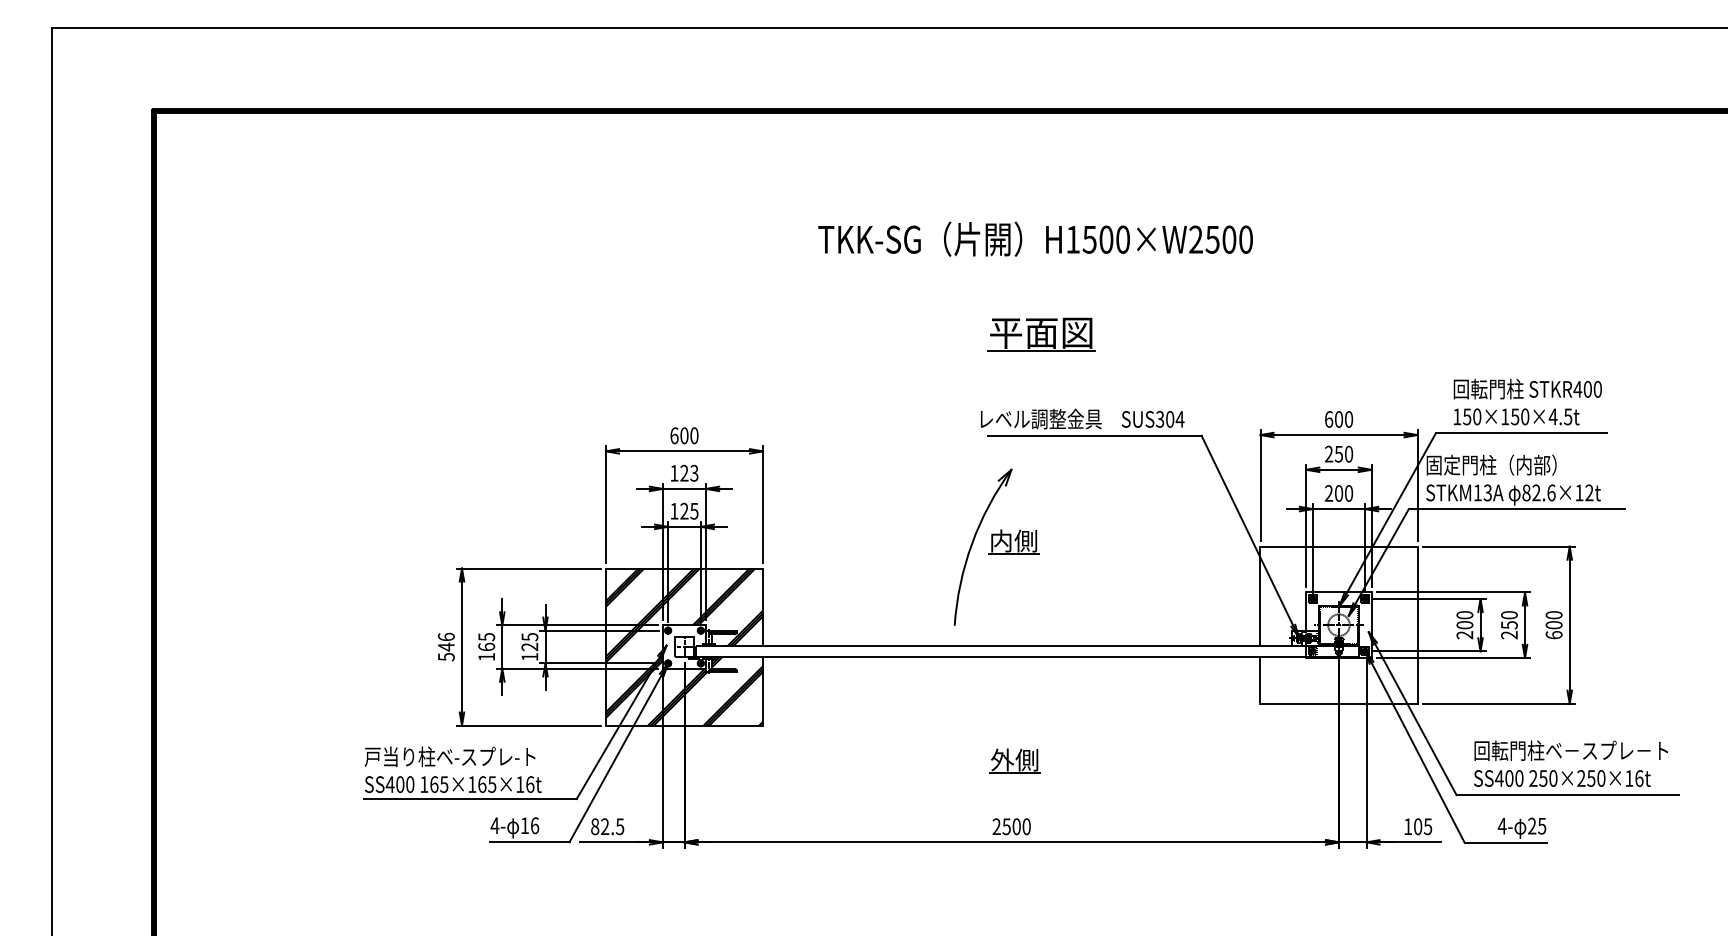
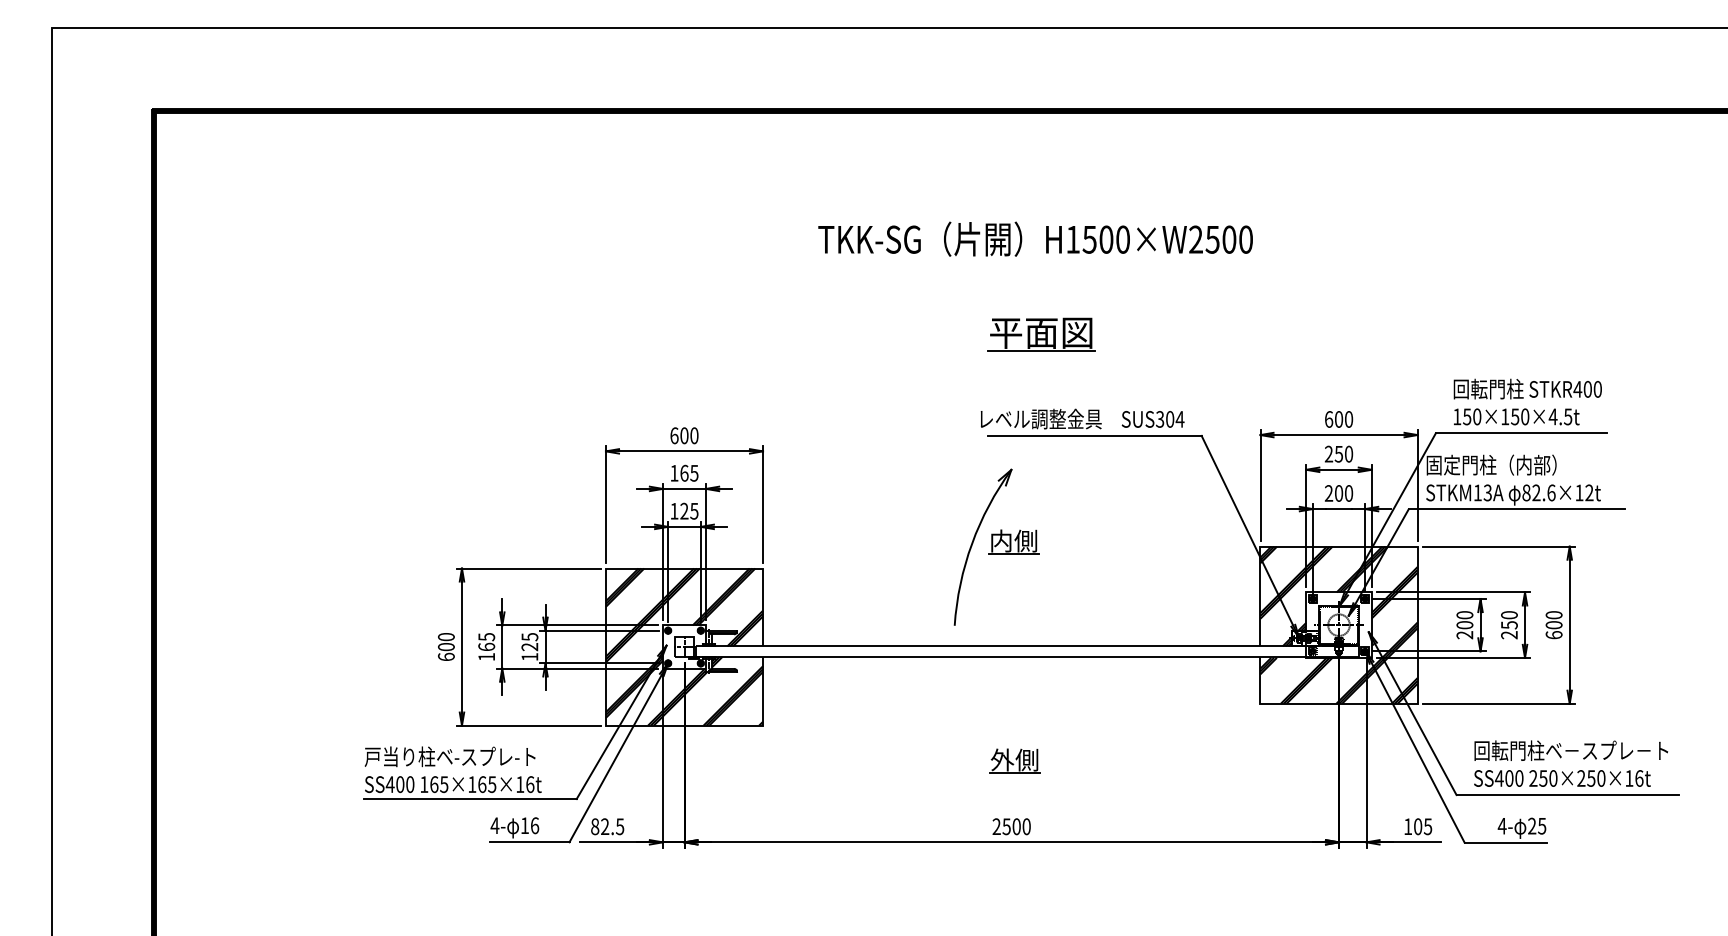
text: 123 -> 165 (689, 472)
hatch: none -> present (1338, 624)
text: 546 -> 600 (446, 646)
